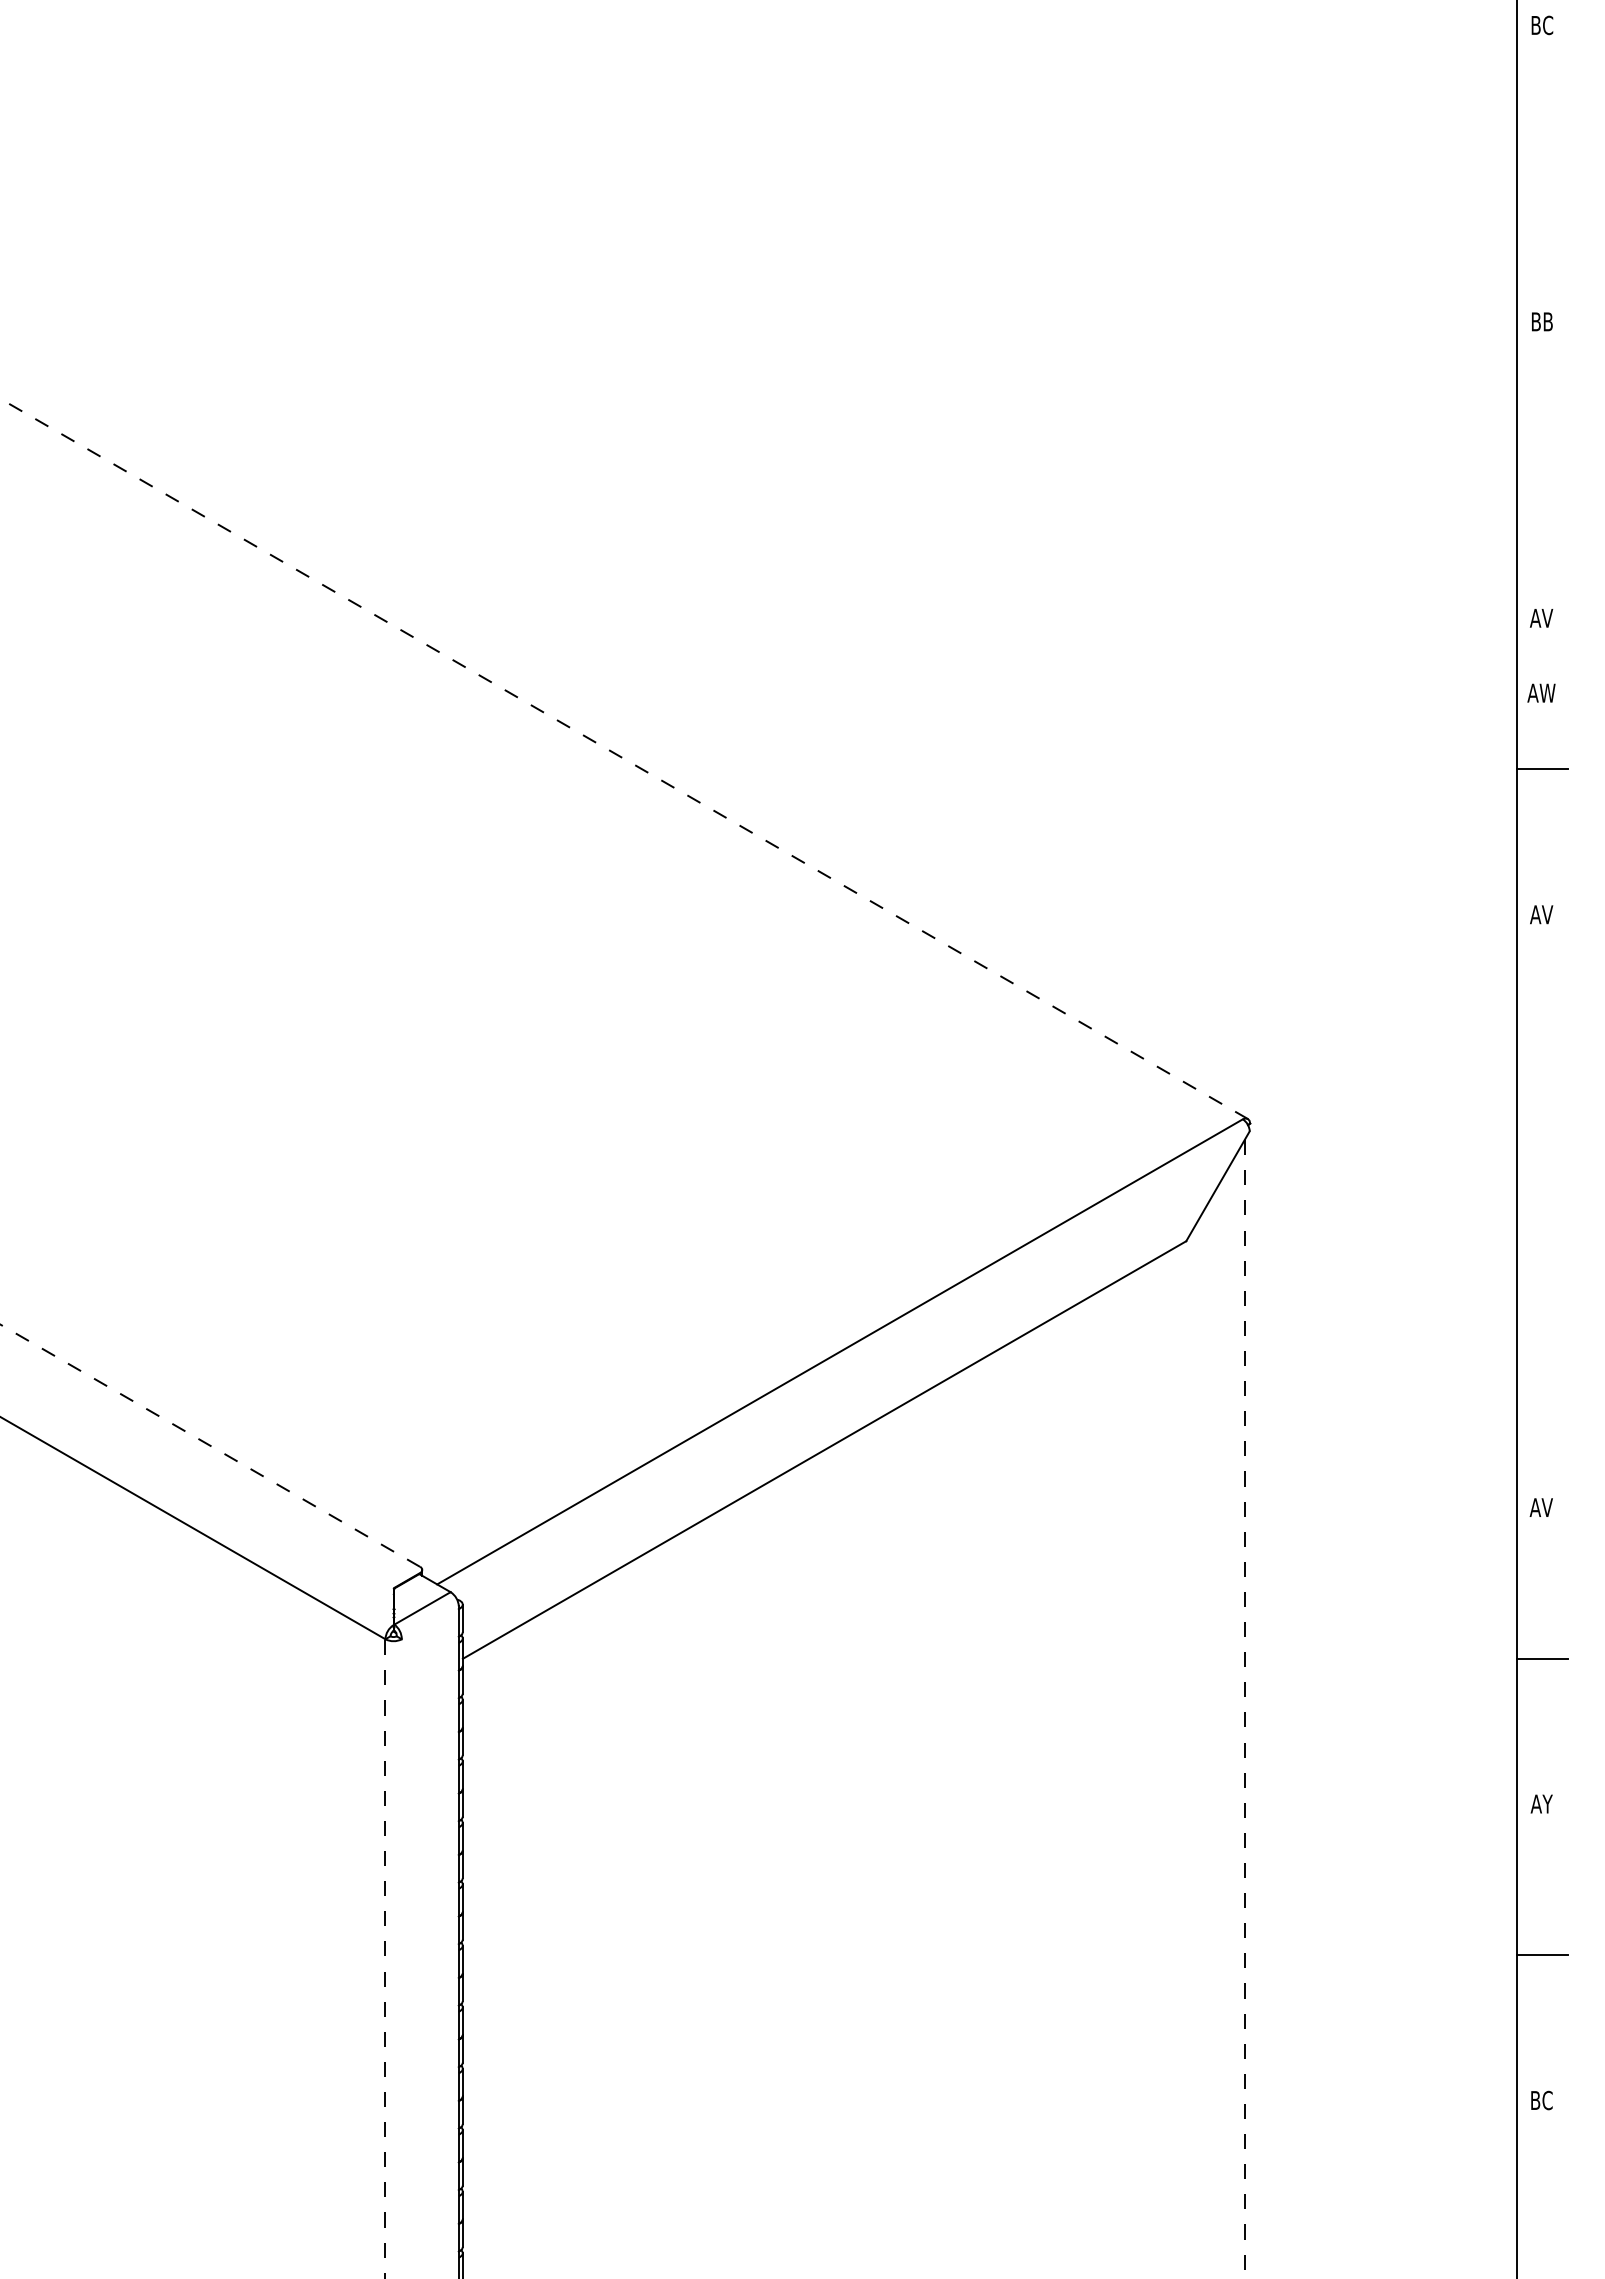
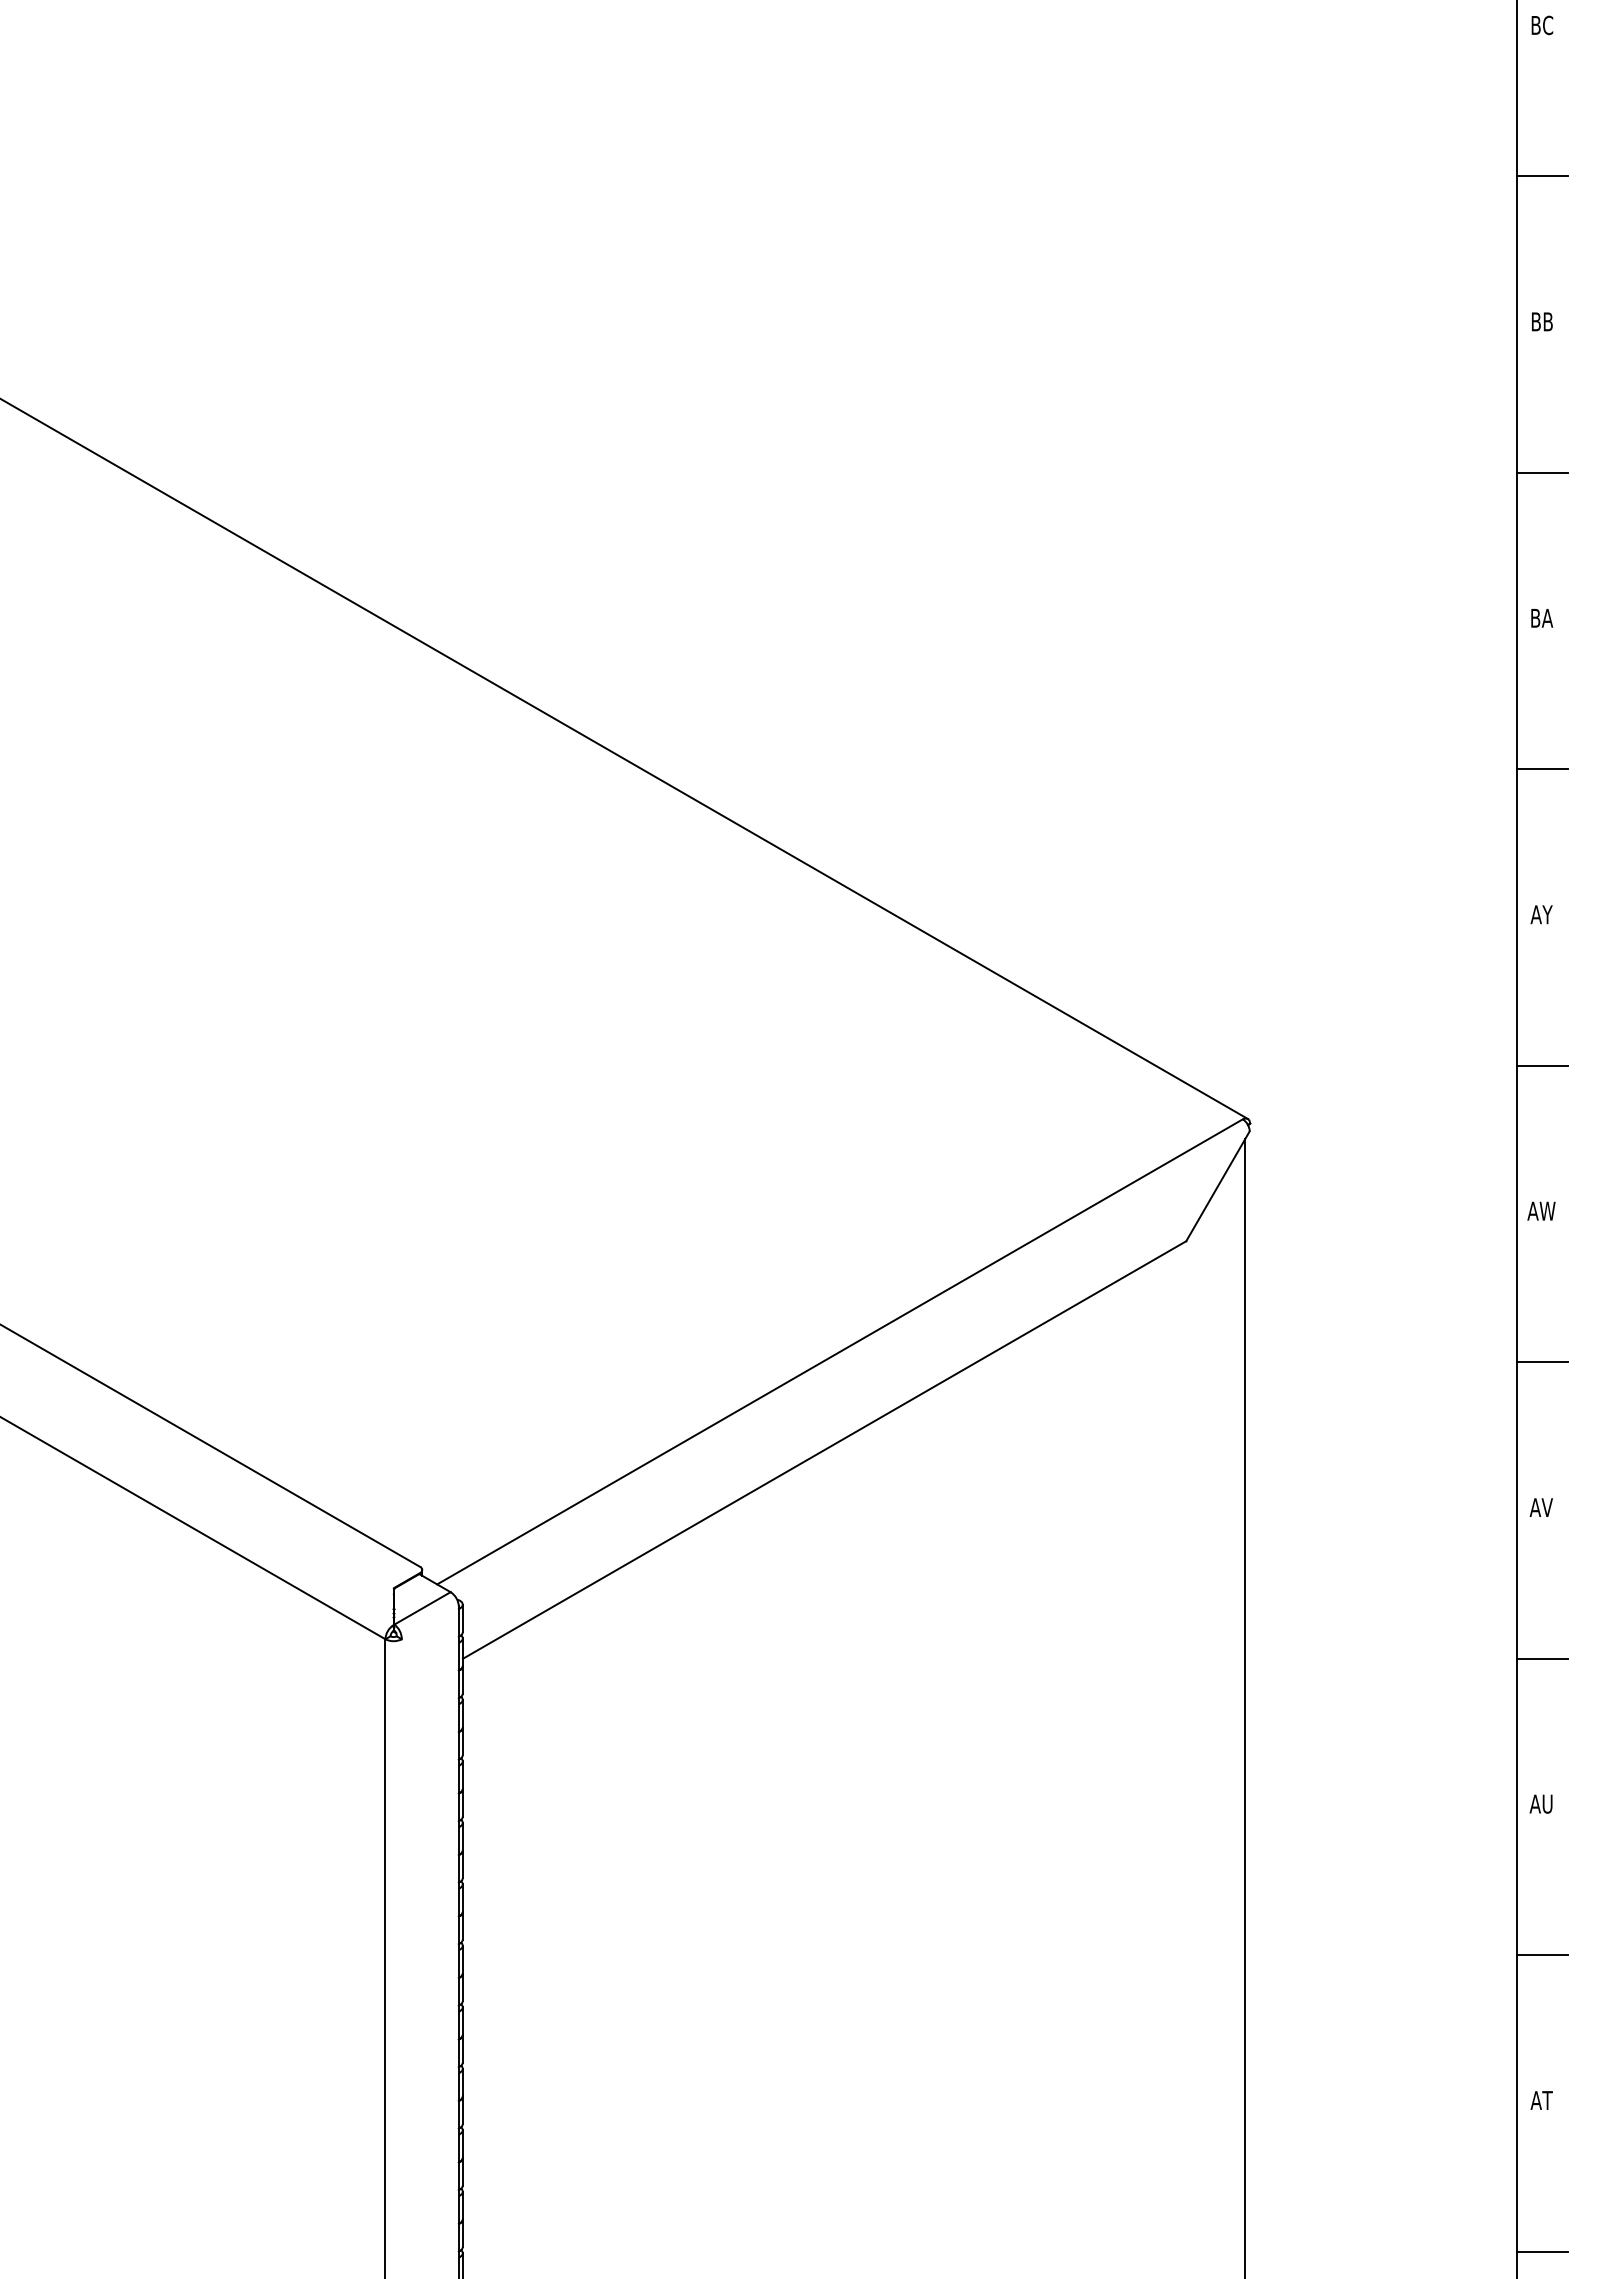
line: none -> present (1542, 176)
line: none -> present (1542, 472)
text: AV -> BA (1541, 618)
text position: (1541, 692) -> (1541, 1210) (1541, 1210)
line: dashed -> solid (623, 758)
text: AV -> AY (1541, 914)
line: none -> present (1542, 1065)
line: none -> present (1542, 1362)
line: dashed -> solid (209, 1445)
line: dashed -> solid (1245, 1708)
text: AY -> AU (1540, 1803)
line: dashed -> solid (385, 1958)
text: BC -> AT (1541, 2100)
line: none -> present (1542, 2251)
